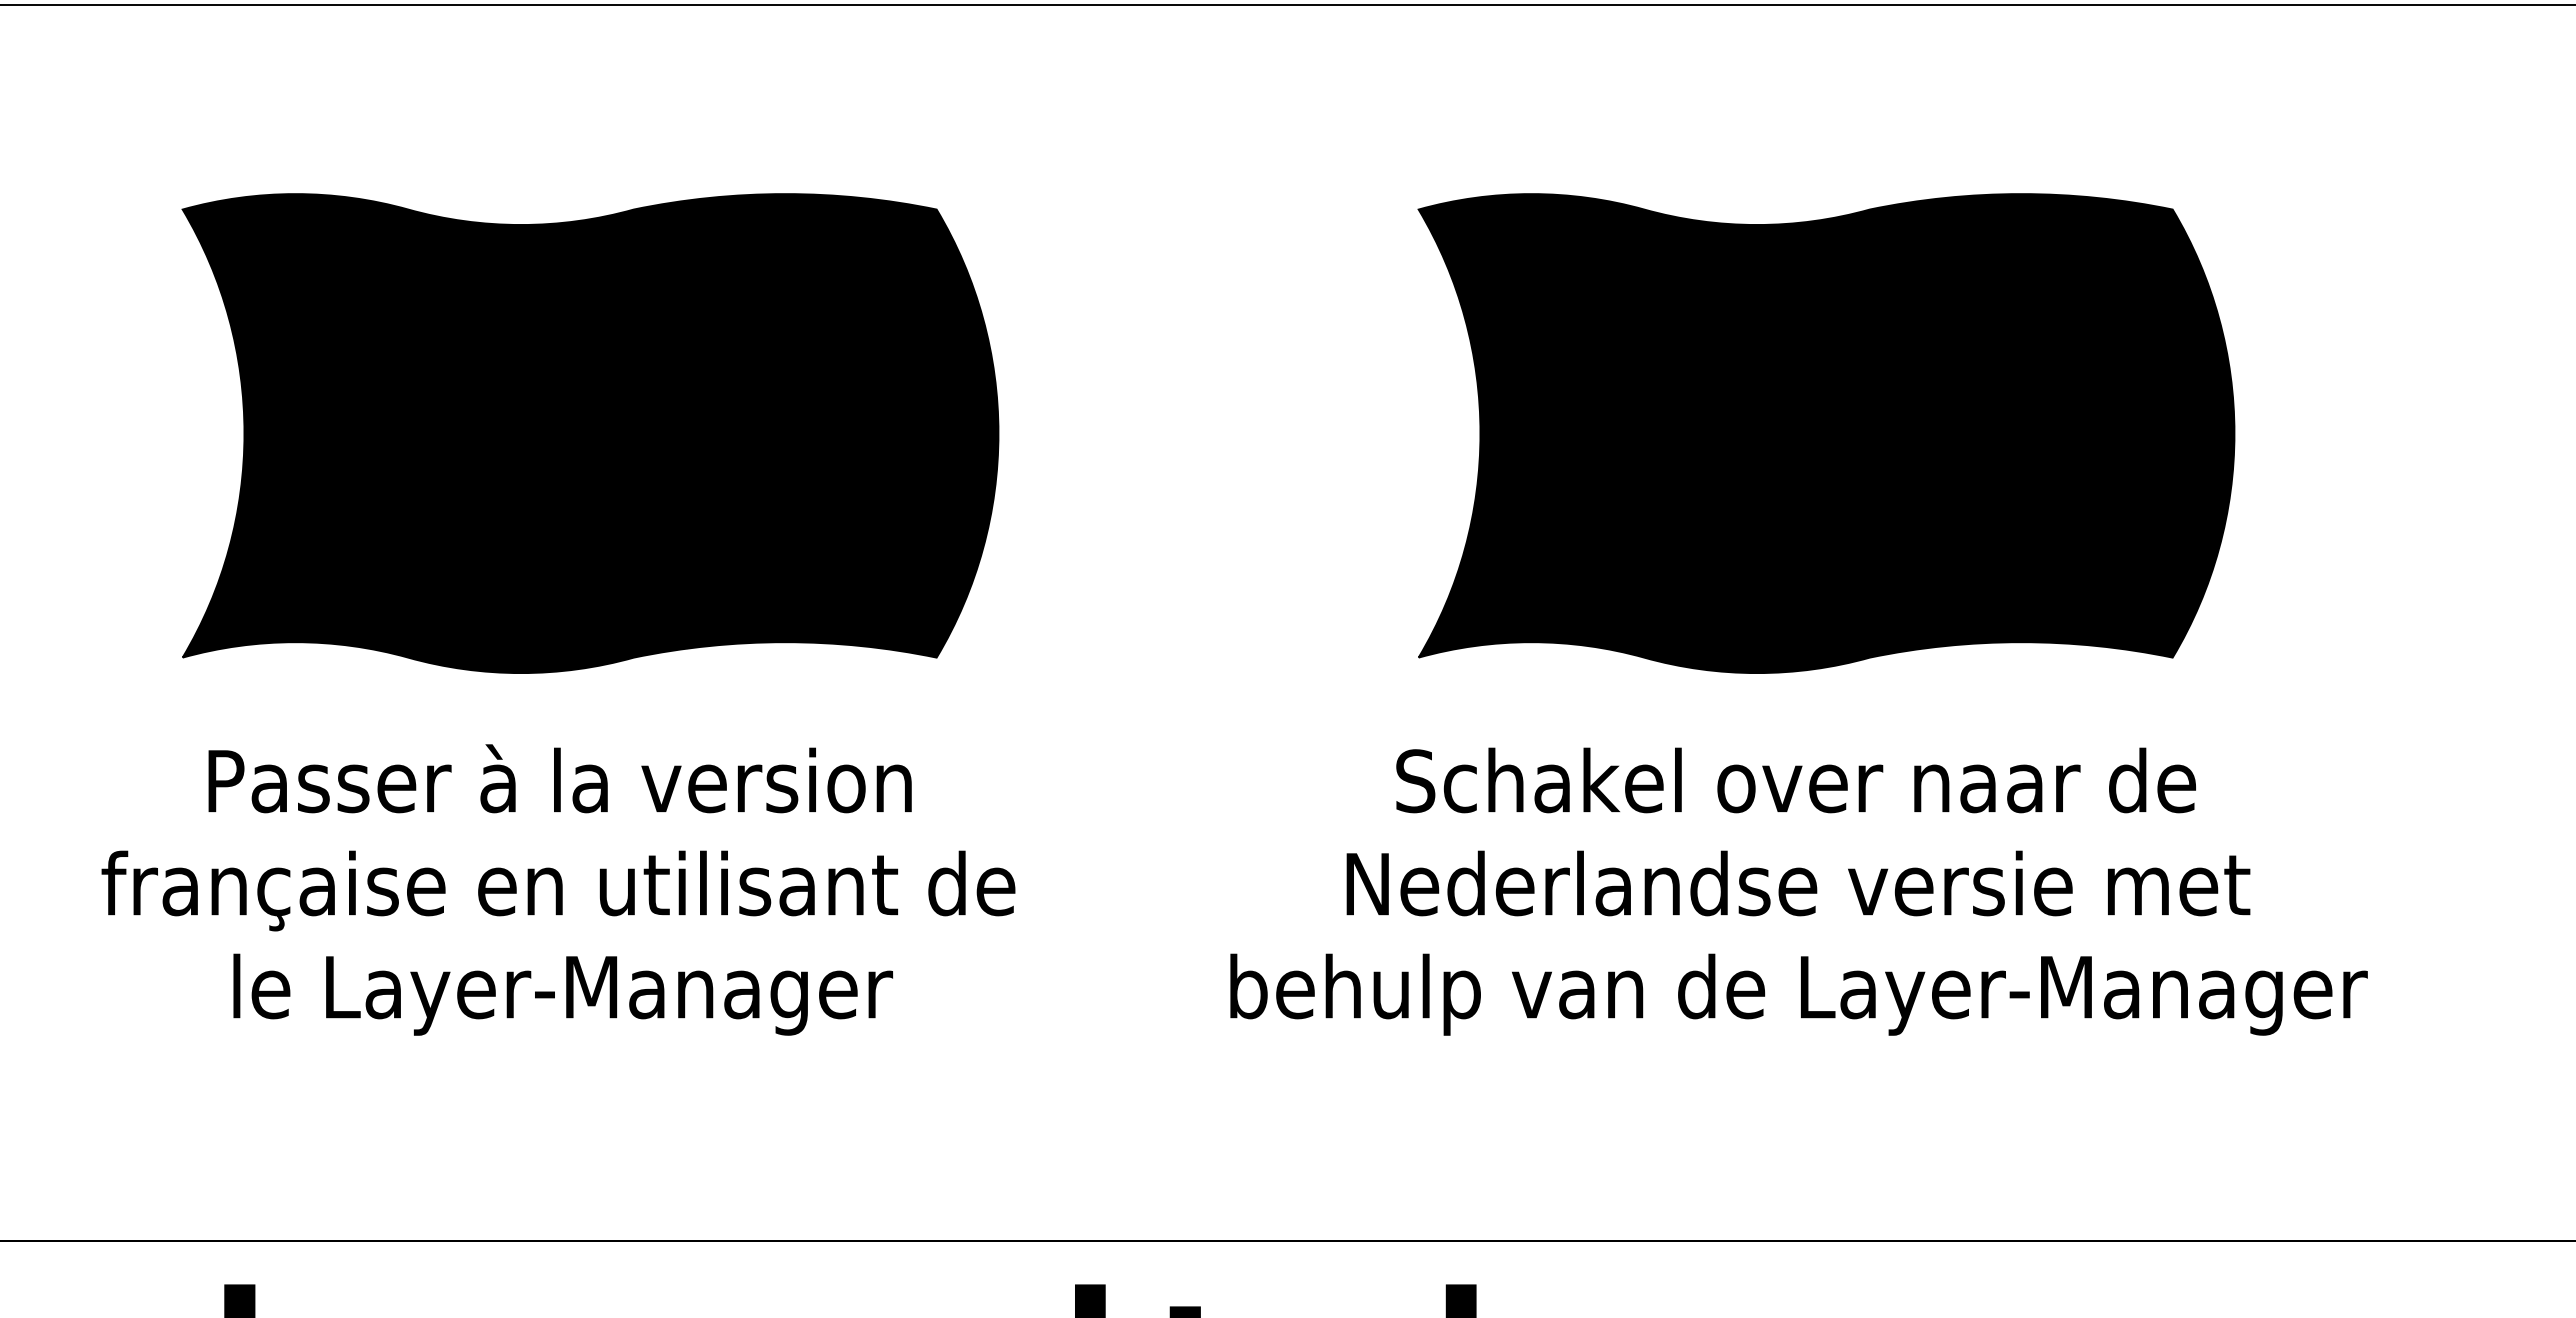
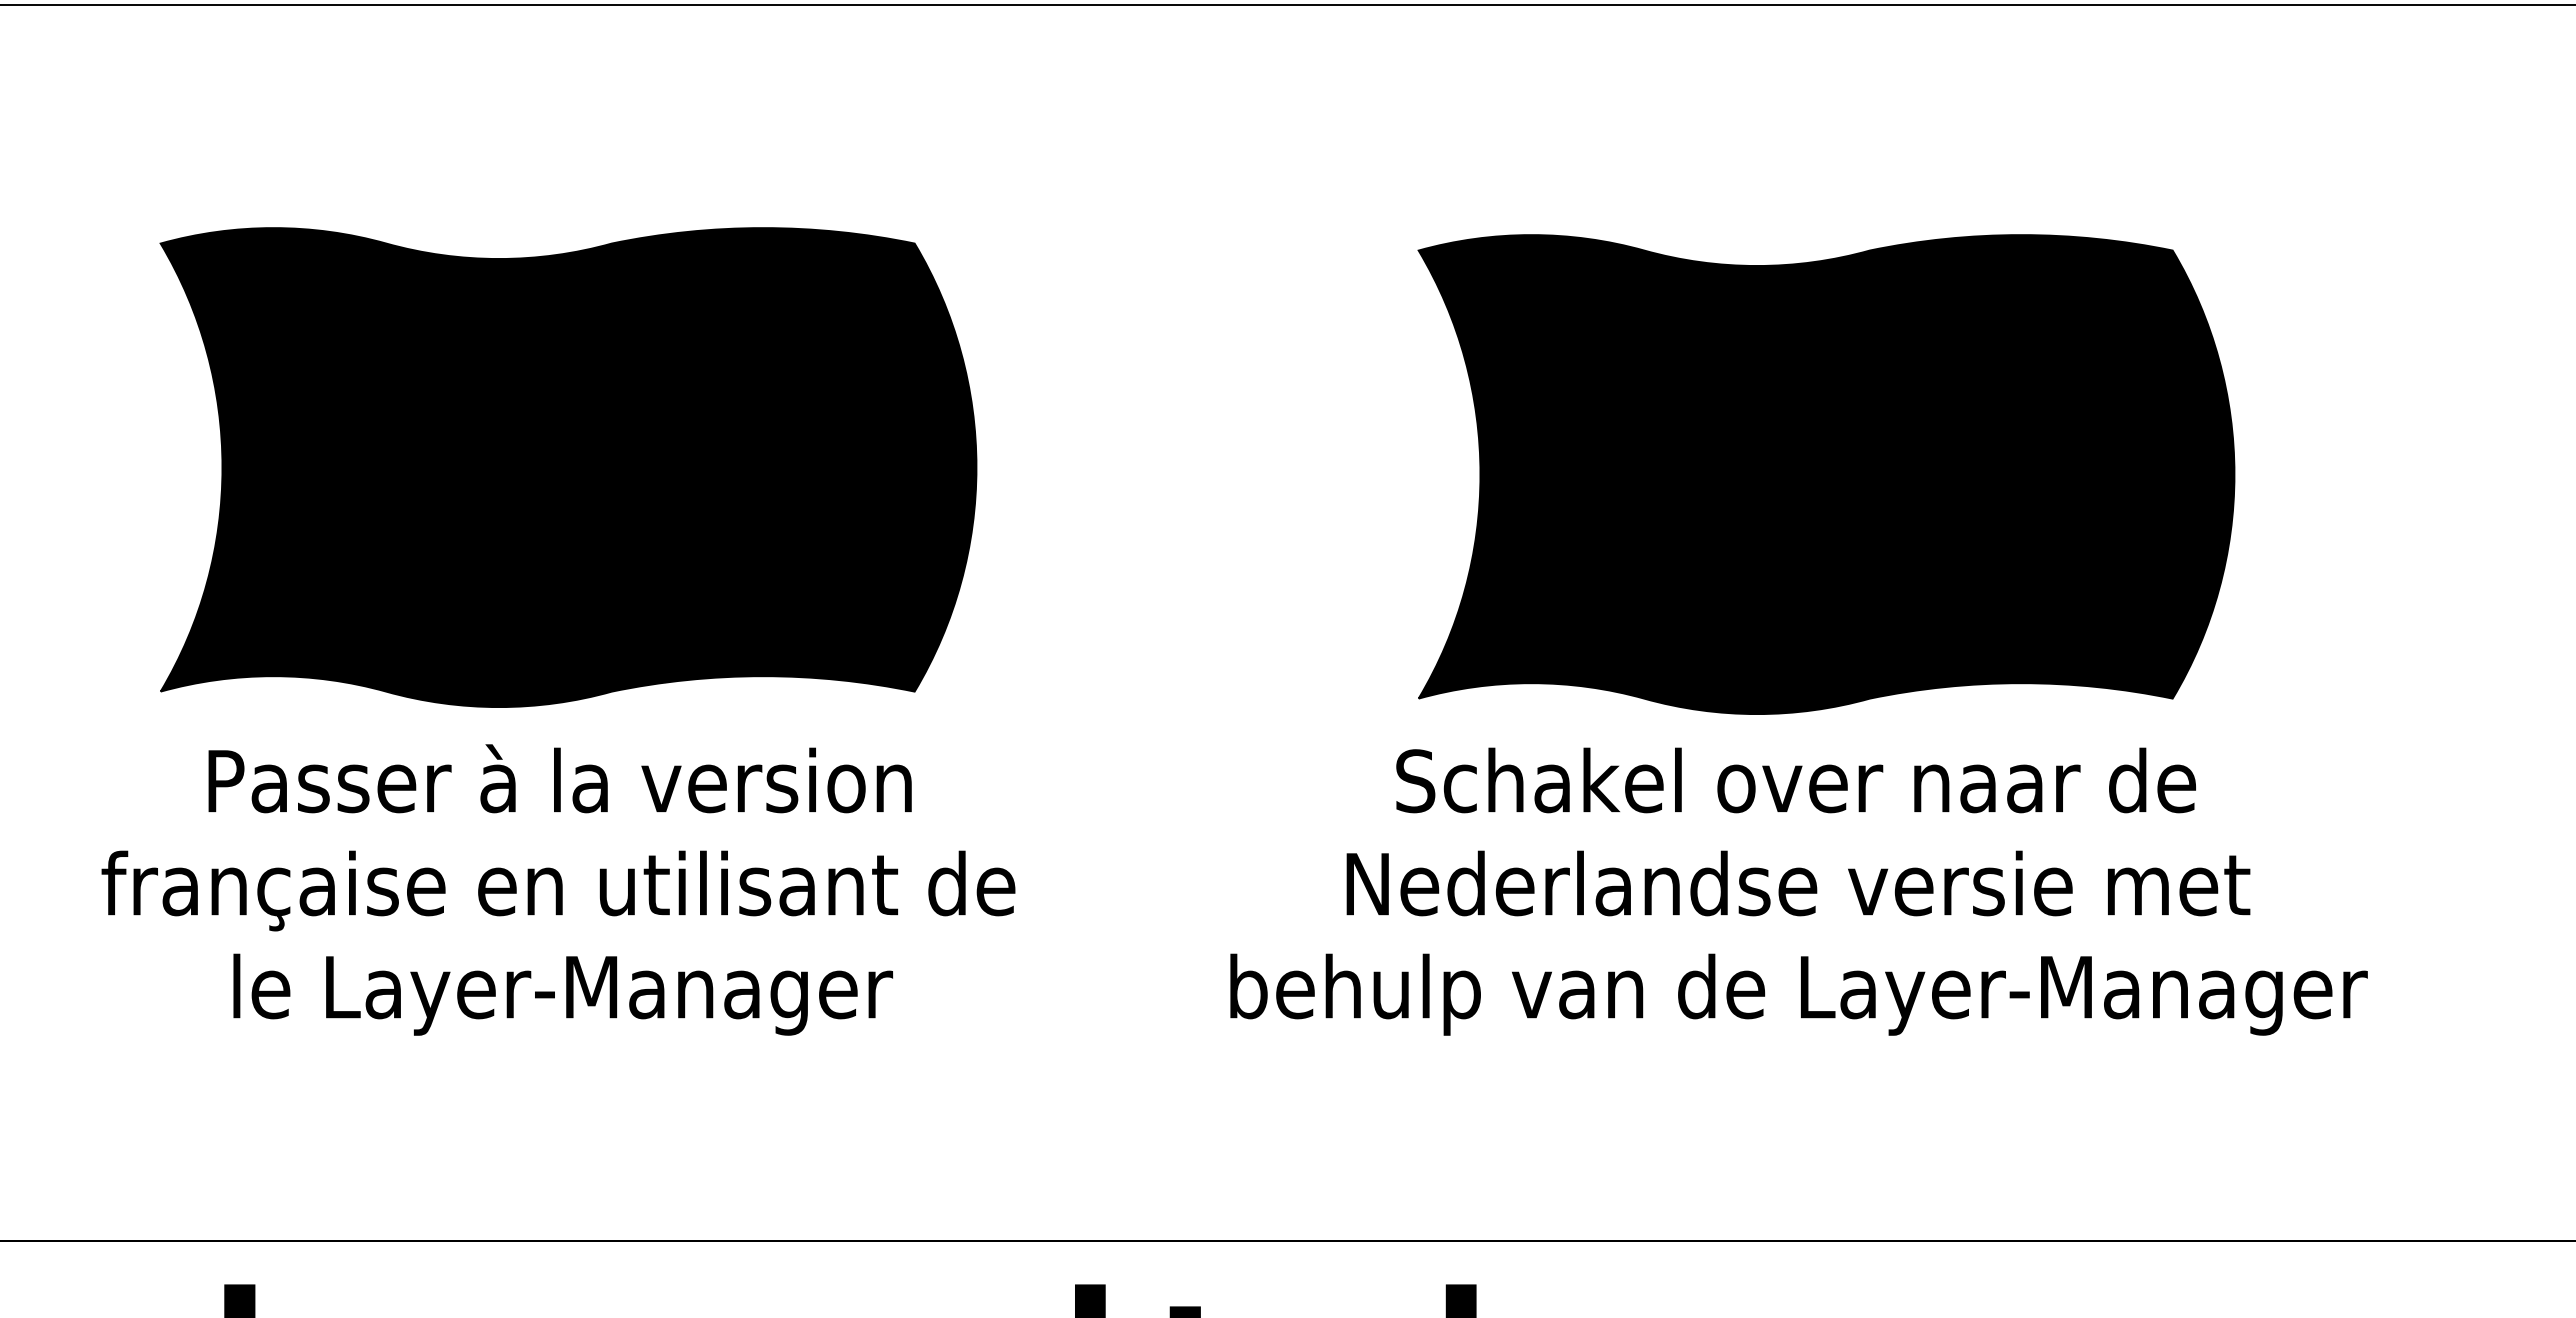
part position: (590, 433) -> (568, 467) (568, 467)
part position: (1826, 433) -> (1826, 474) (1826, 474)
